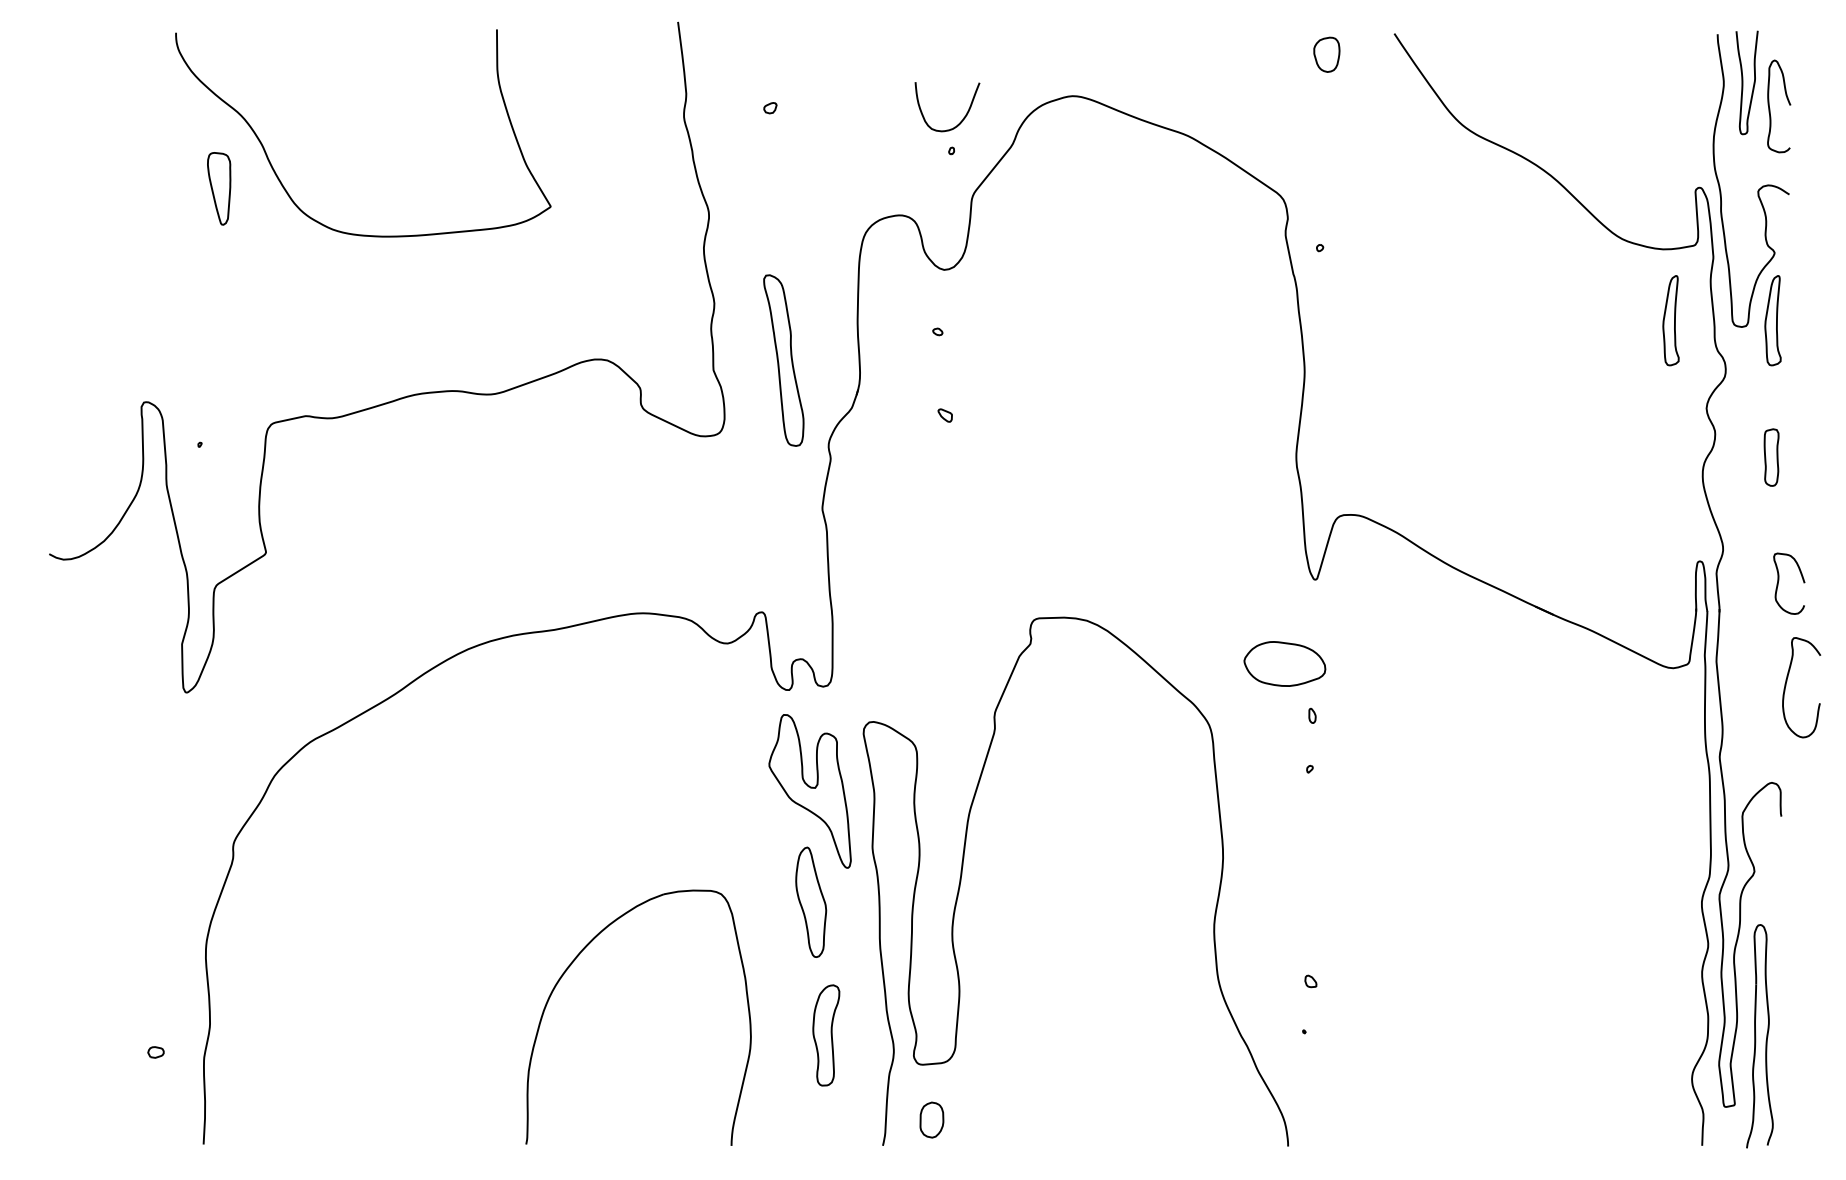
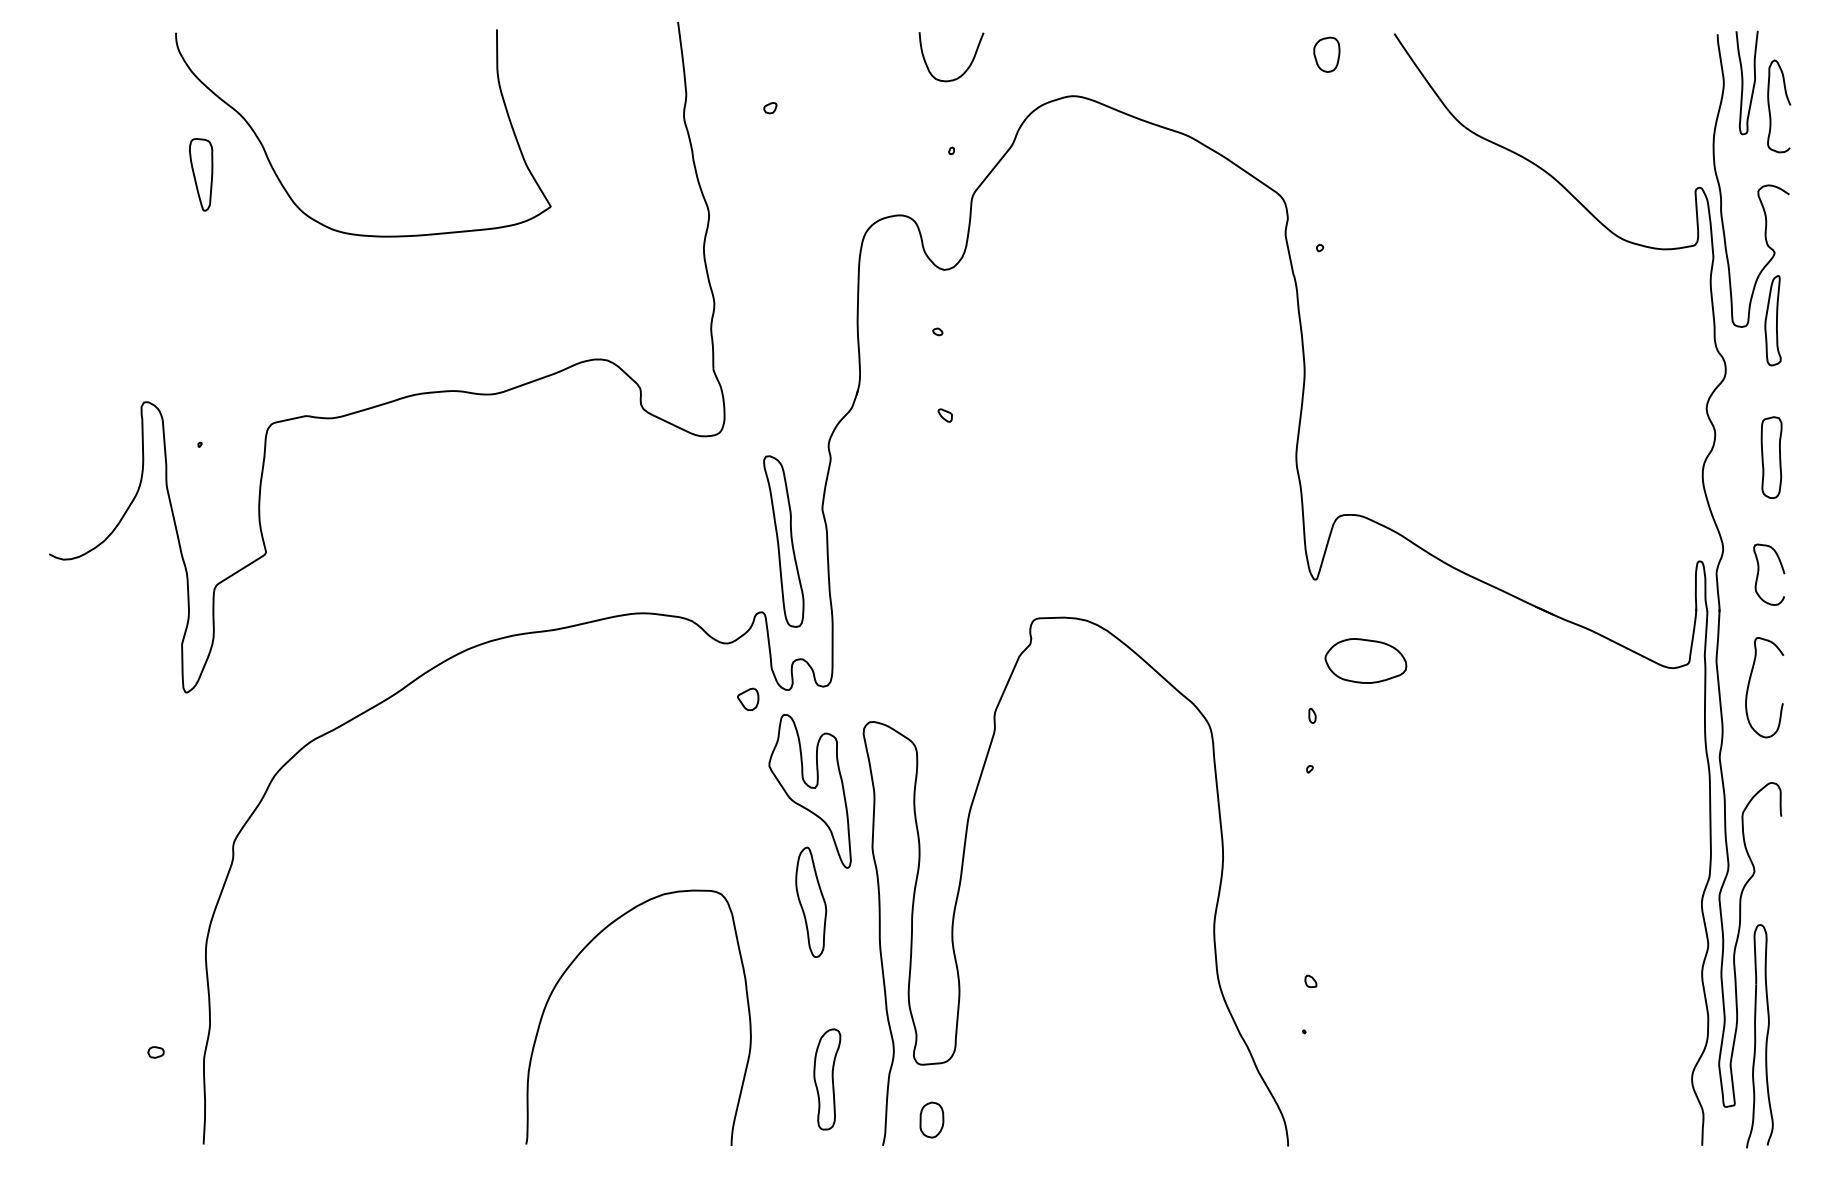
curve position: (963, 117) -> (967, 67) (967, 67)
part position: (219, 188) -> (201, 174) (201, 174)
part: present -> none (1670, 320)
part position: (783, 360) -> (783, 541) (783, 541)
part size: 17x59 px -> 23x83 px (1771, 457)
curve position: (1779, 580) -> (1759, 571) (1759, 571)
part position: (1284, 663) -> (1365, 660) (1365, 660)
curve position: (1786, 686) -> (1749, 686) (1749, 686)
part: none -> present (748, 698)
part position: (826, 1035) -> (827, 1079) (827, 1079)
